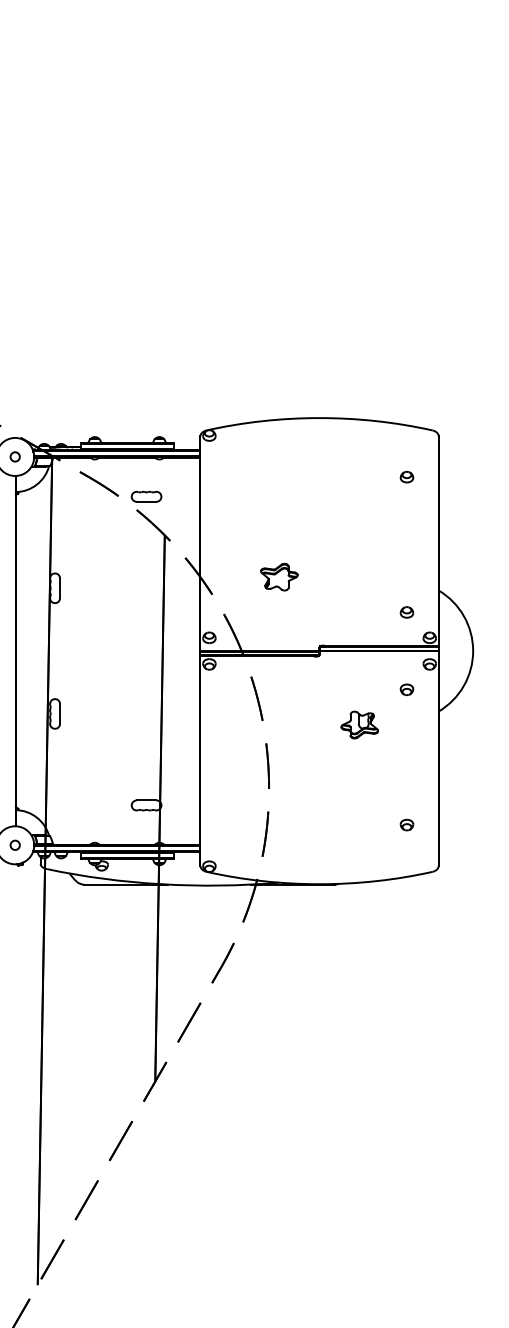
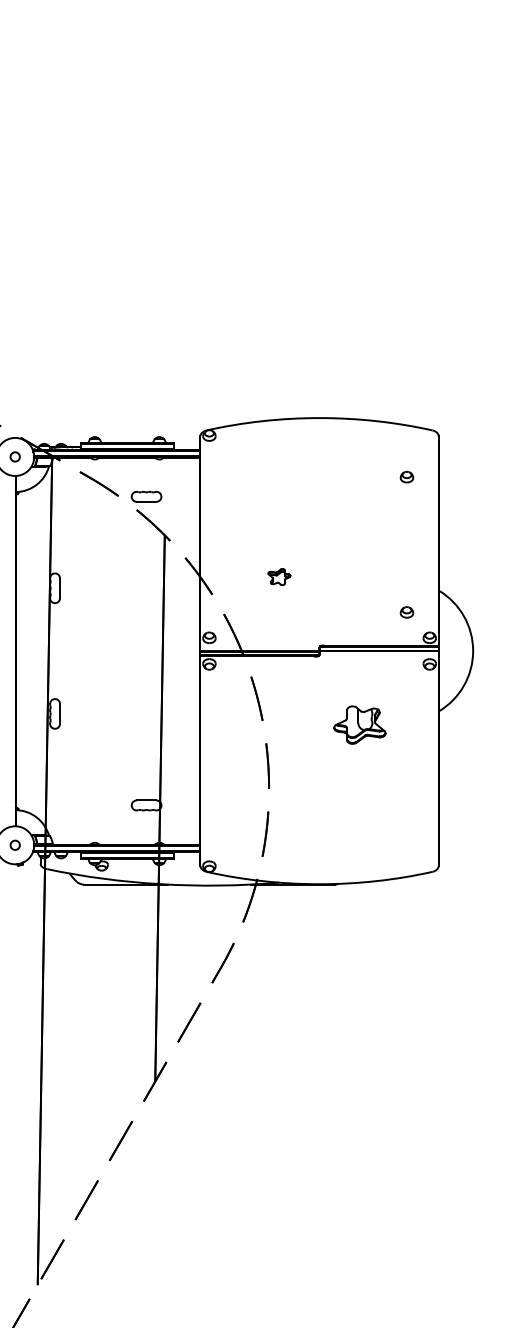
part size: 39x30 px -> 25x18 px (279, 576)
part: present -> none (406, 689)
part size: 39x30 px -> 54x40 px (359, 724)
part: present -> none (406, 824)
